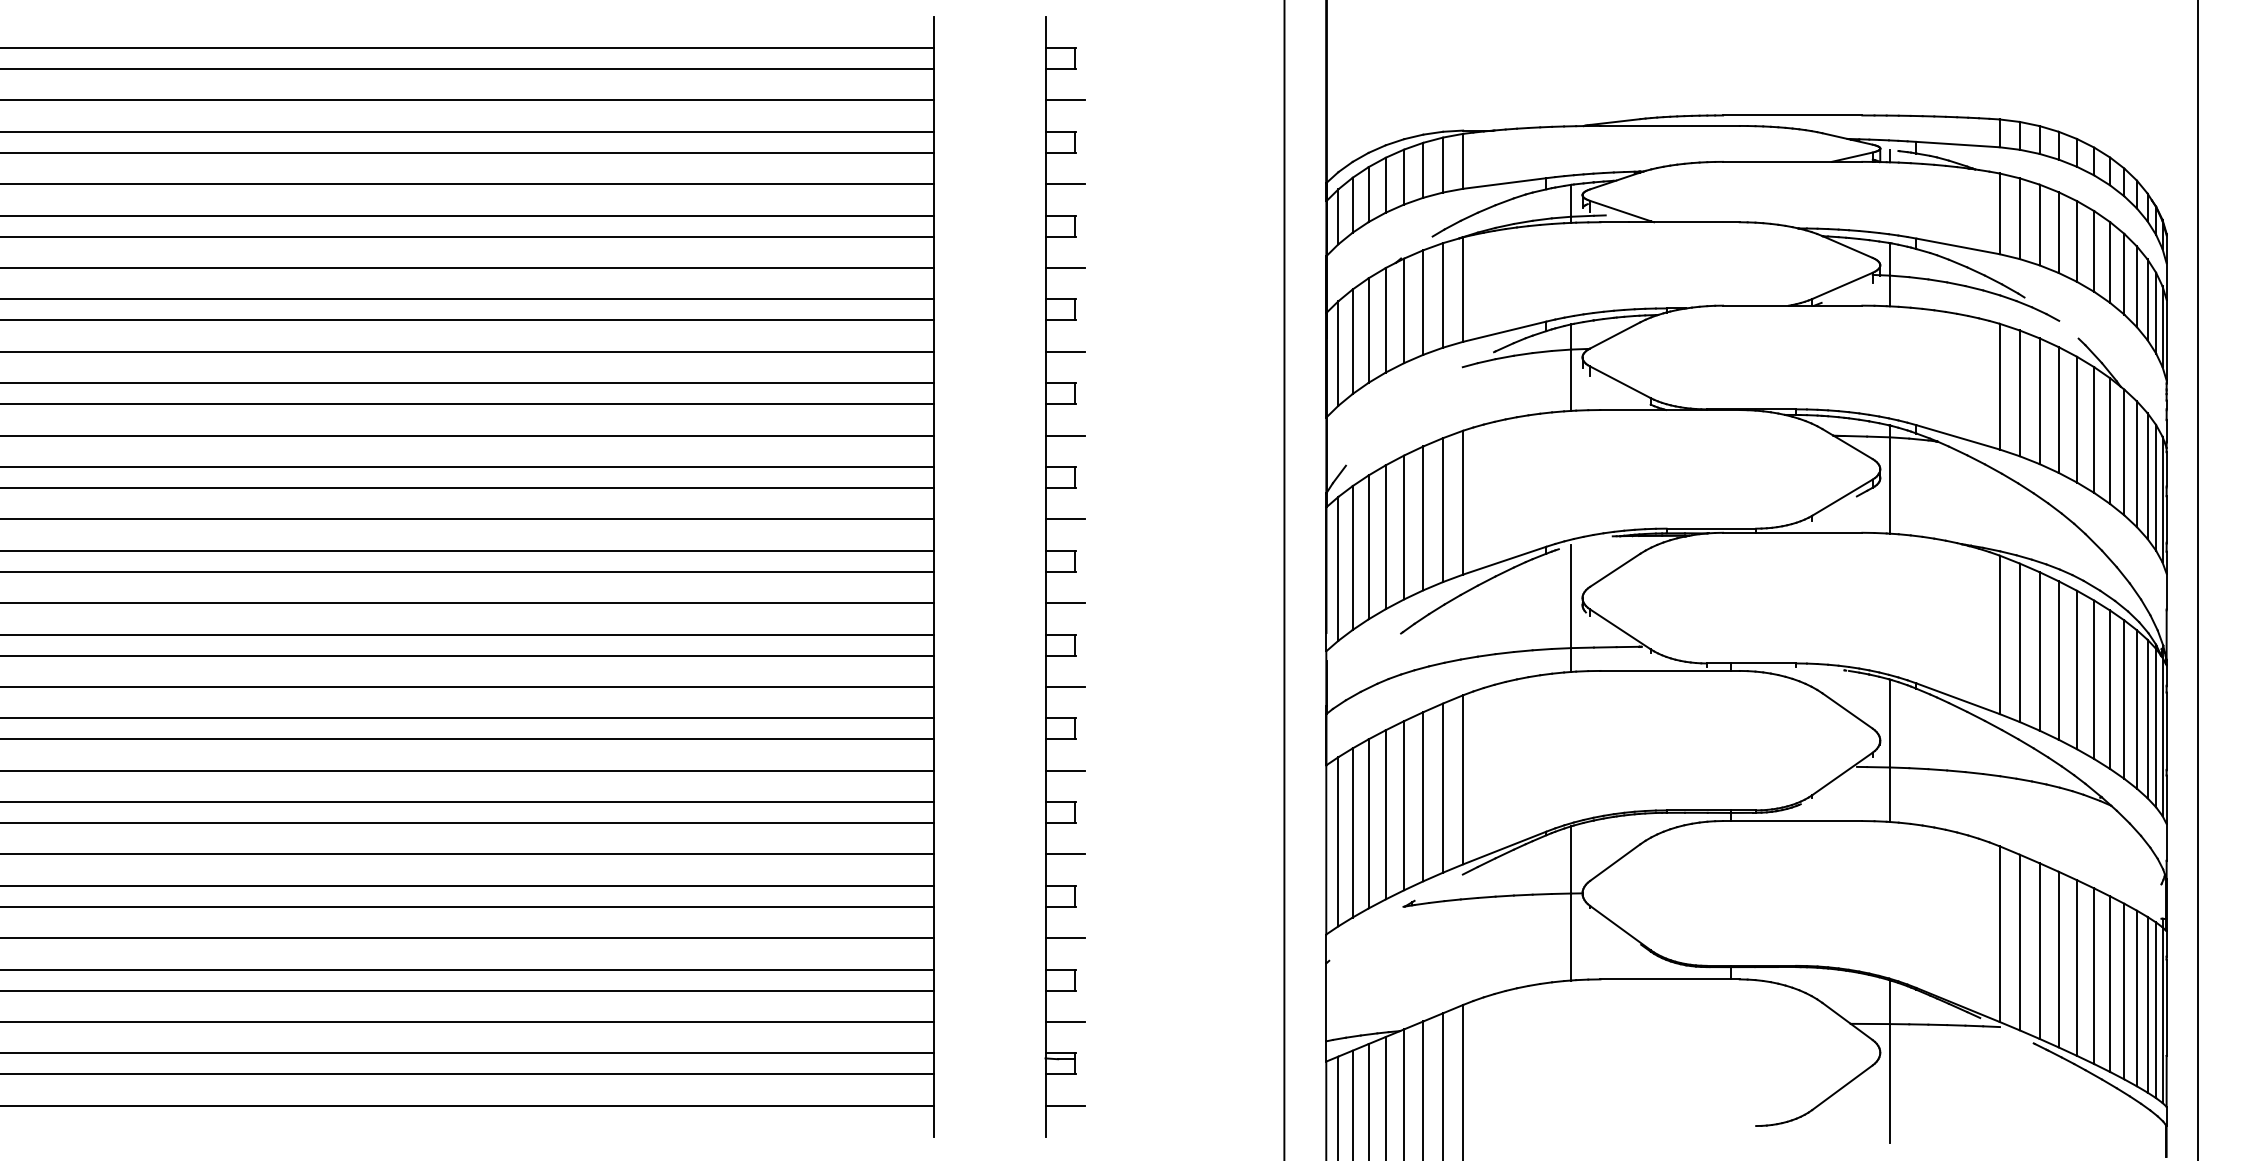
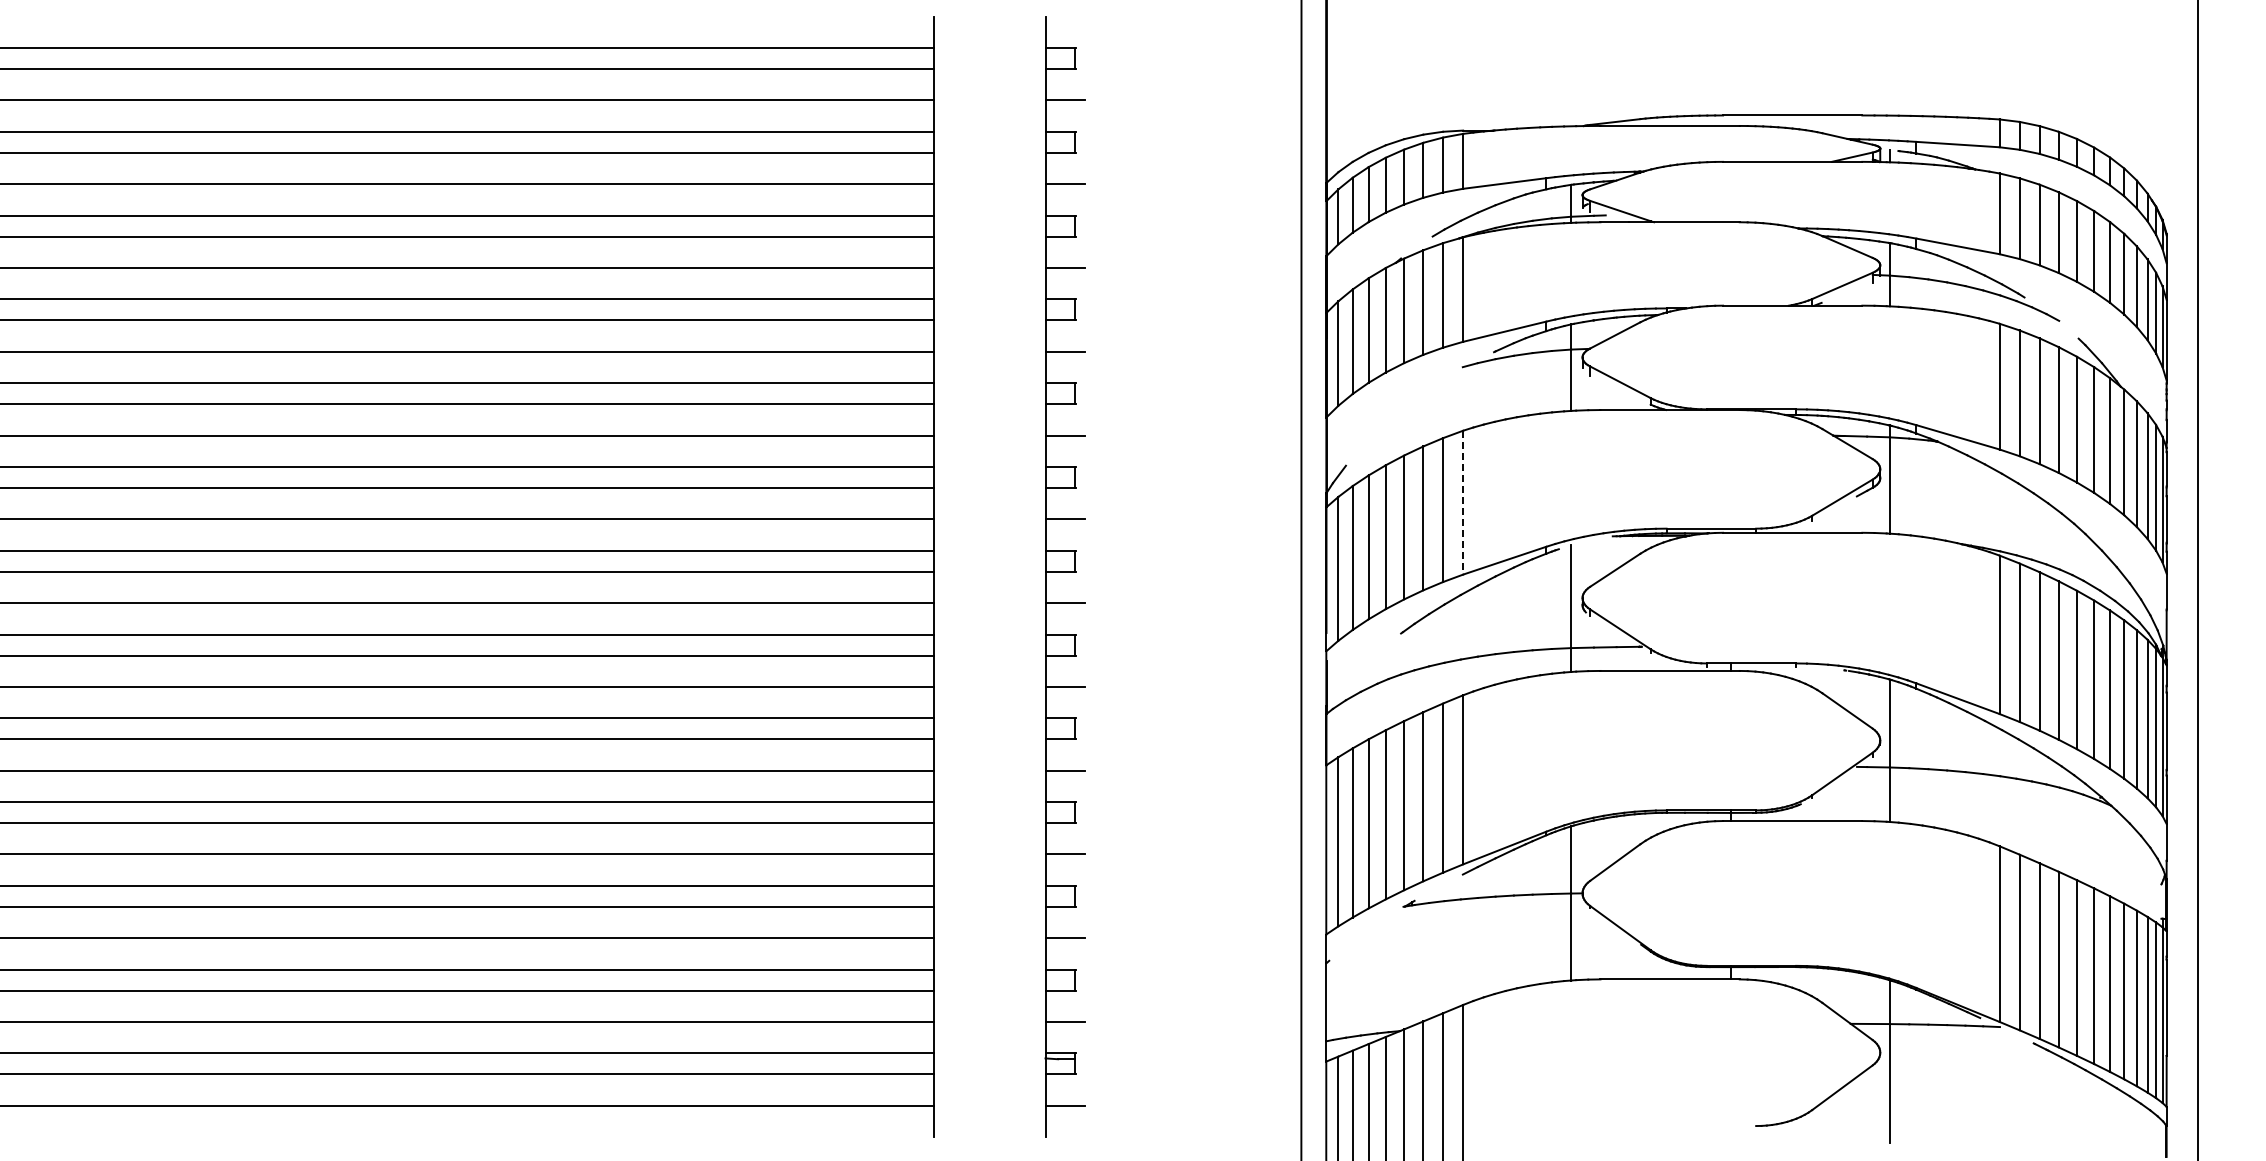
line: solid -> dashed (1463, 502)
line position: (1284, 579) -> (1301, 579) (1301, 579)
